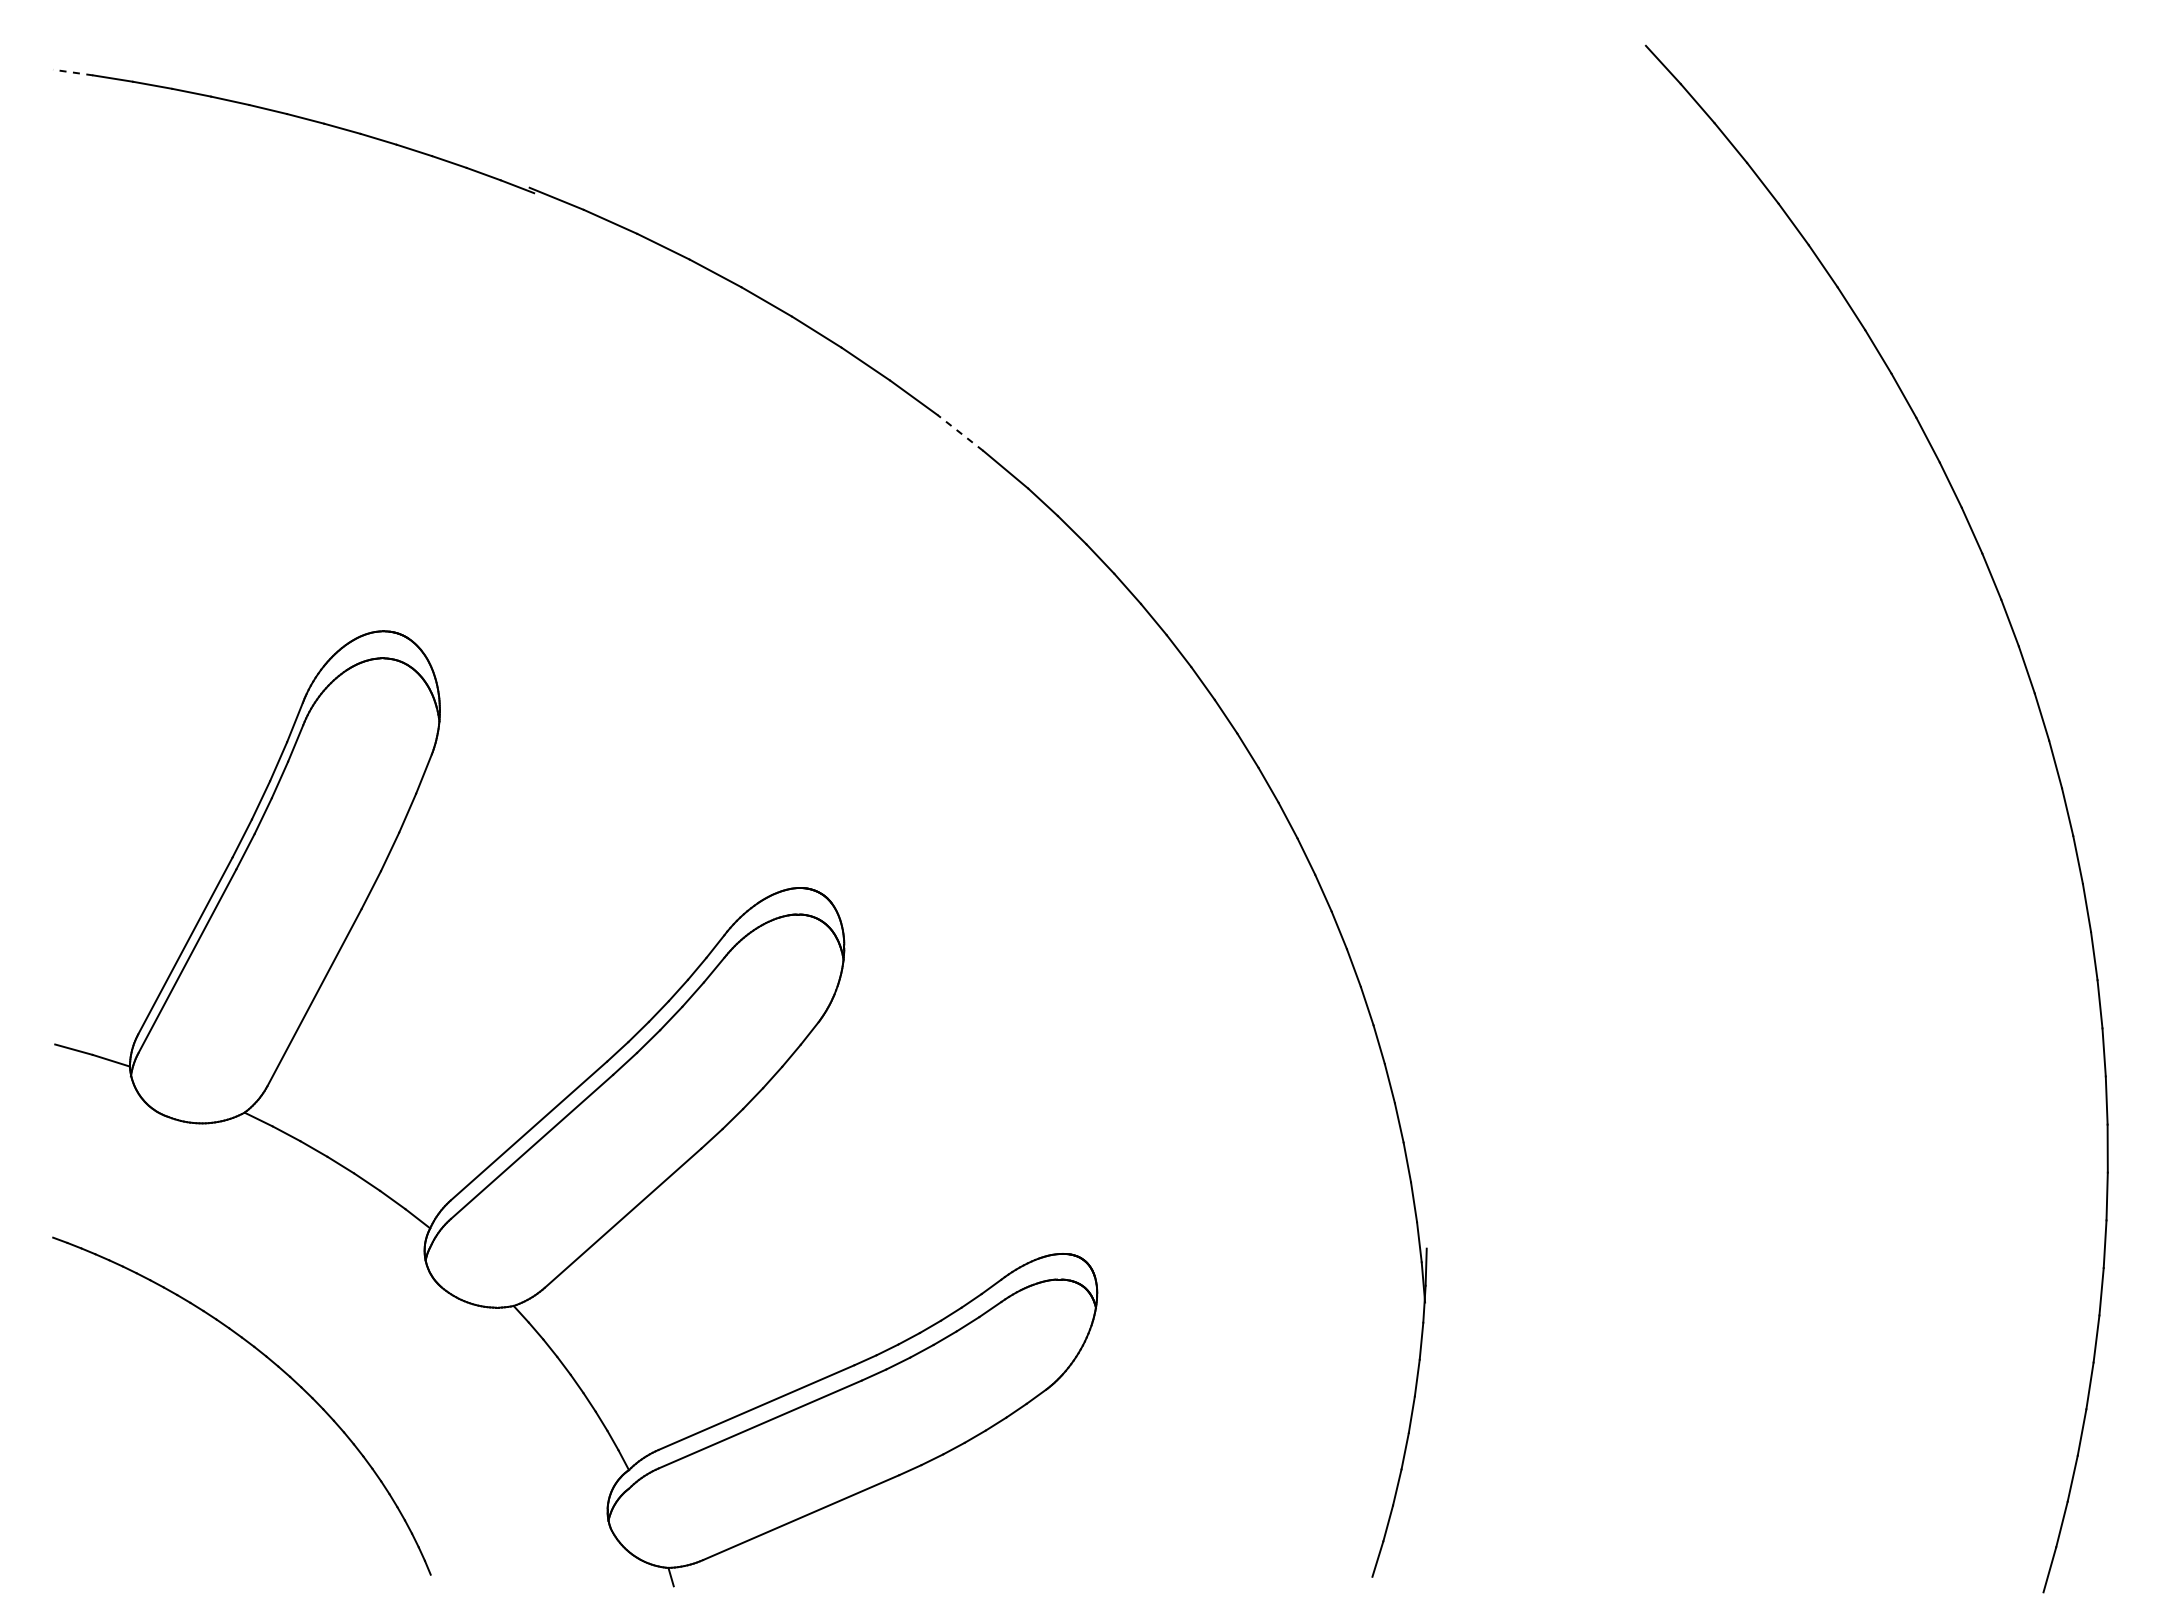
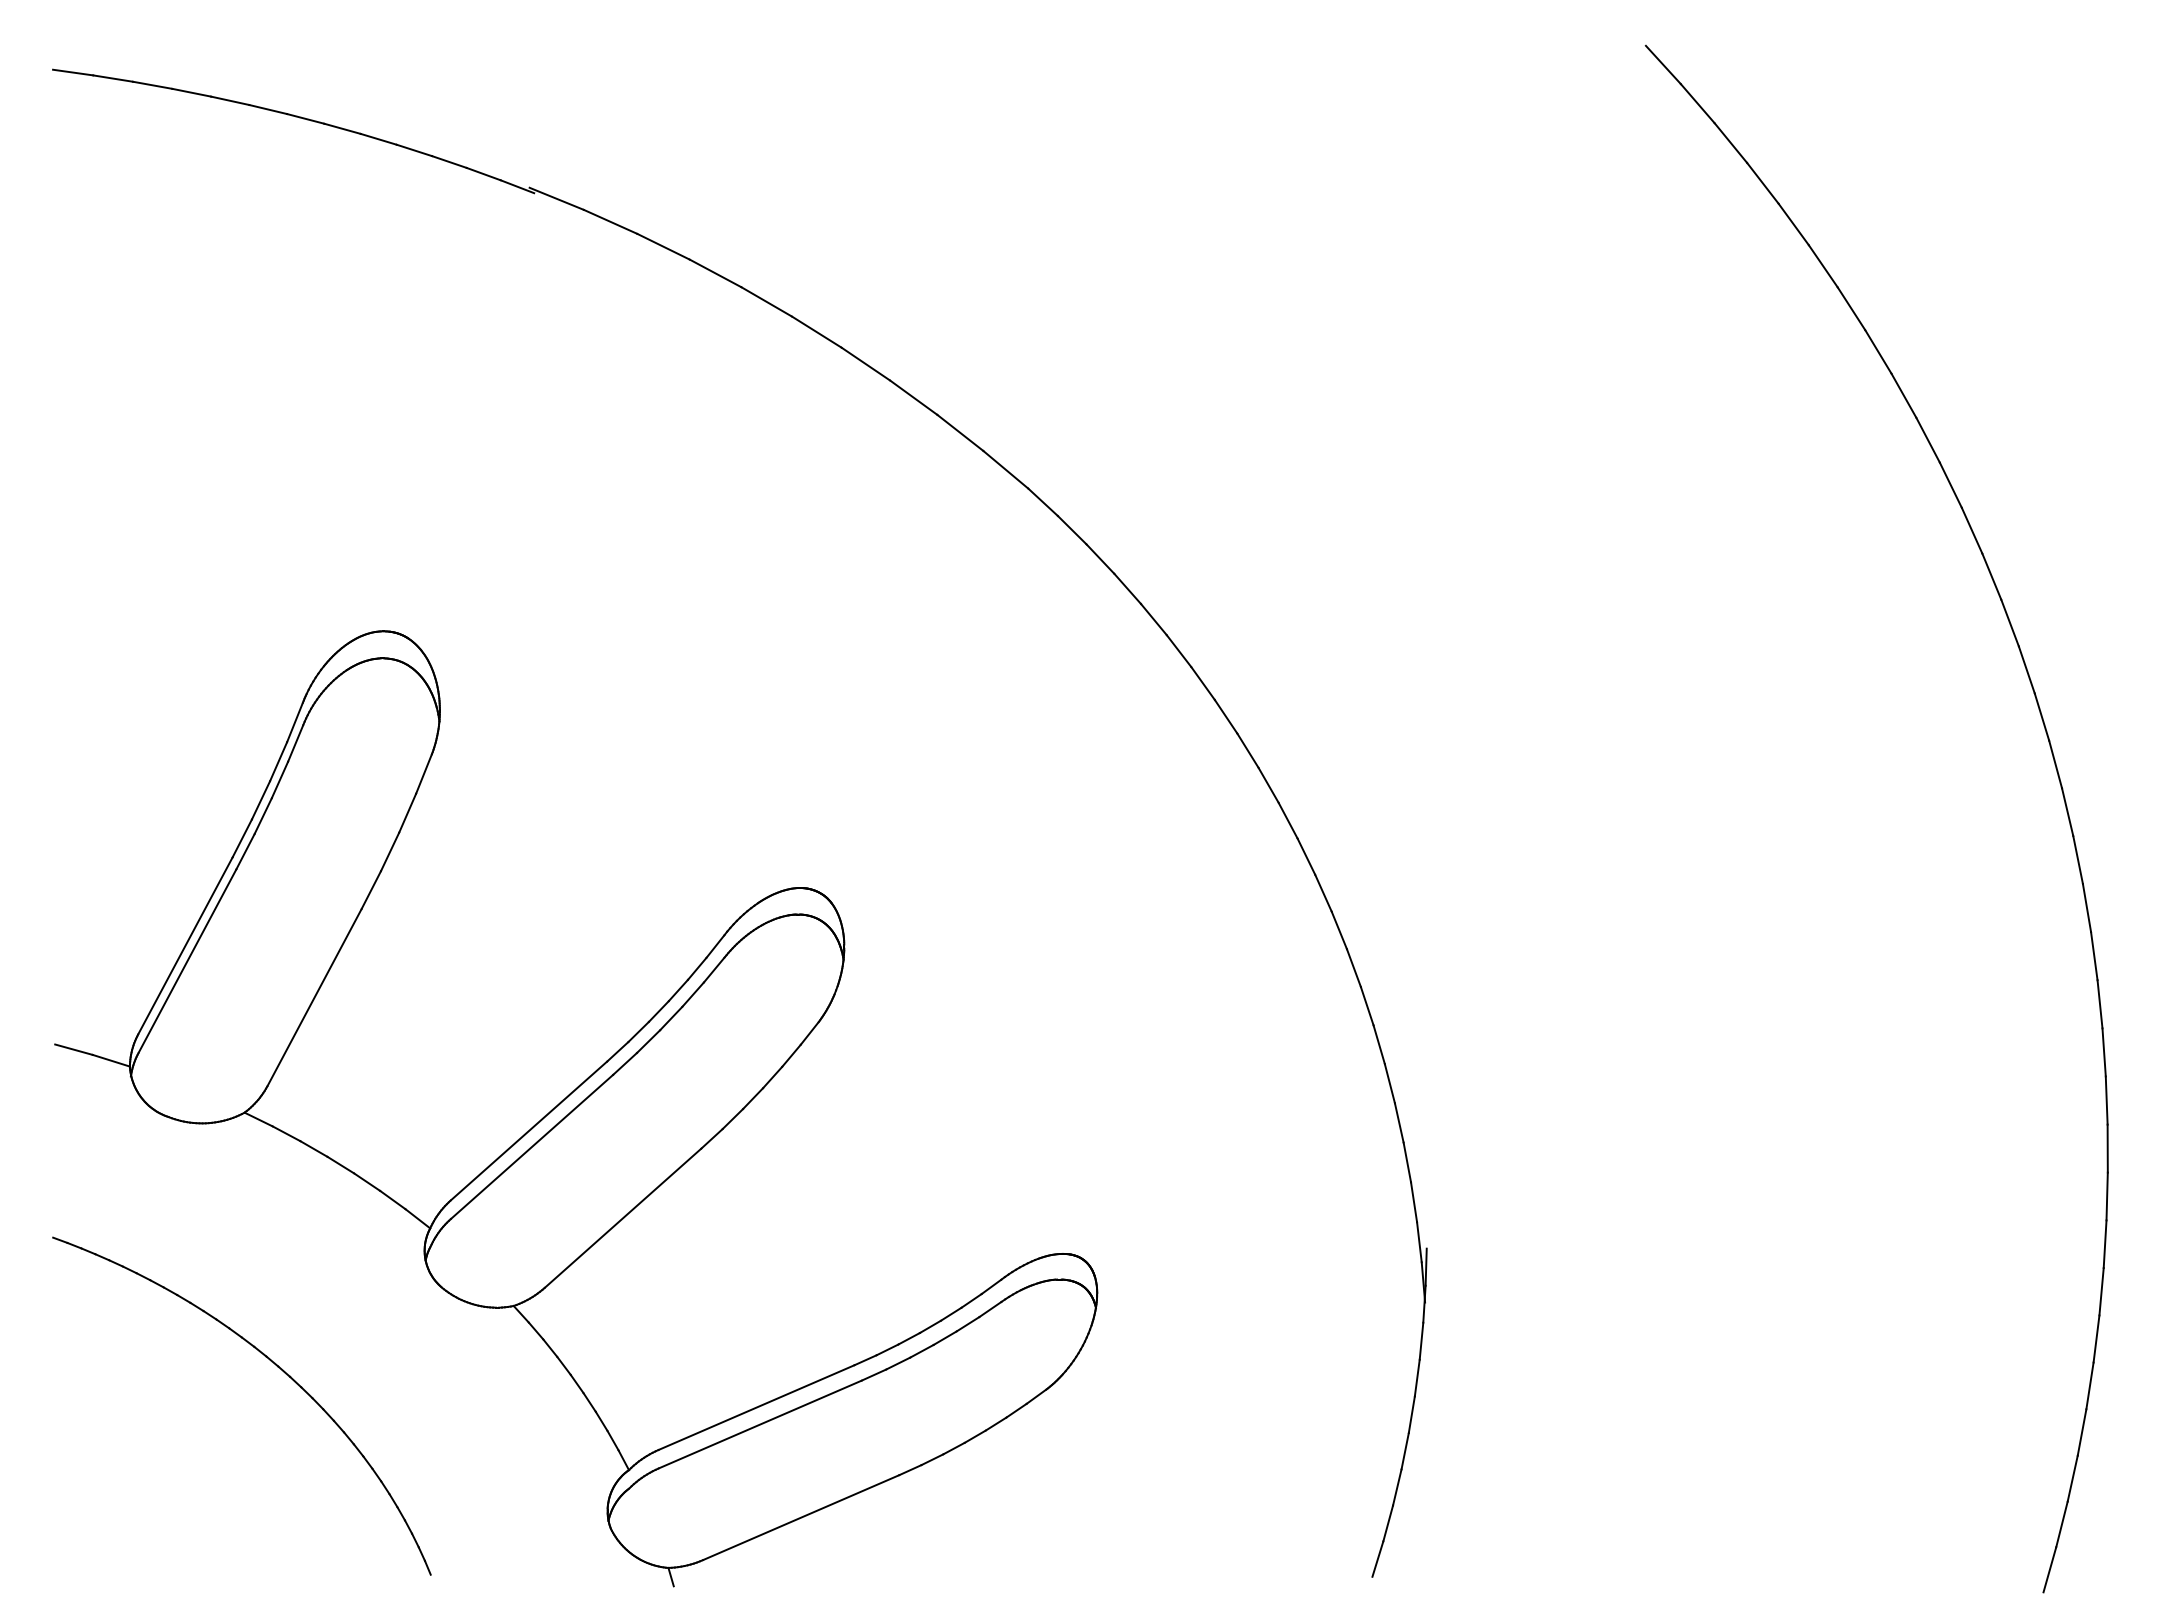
line: dashed -> solid (72, 72)
line: dashed -> solid (959, 432)
